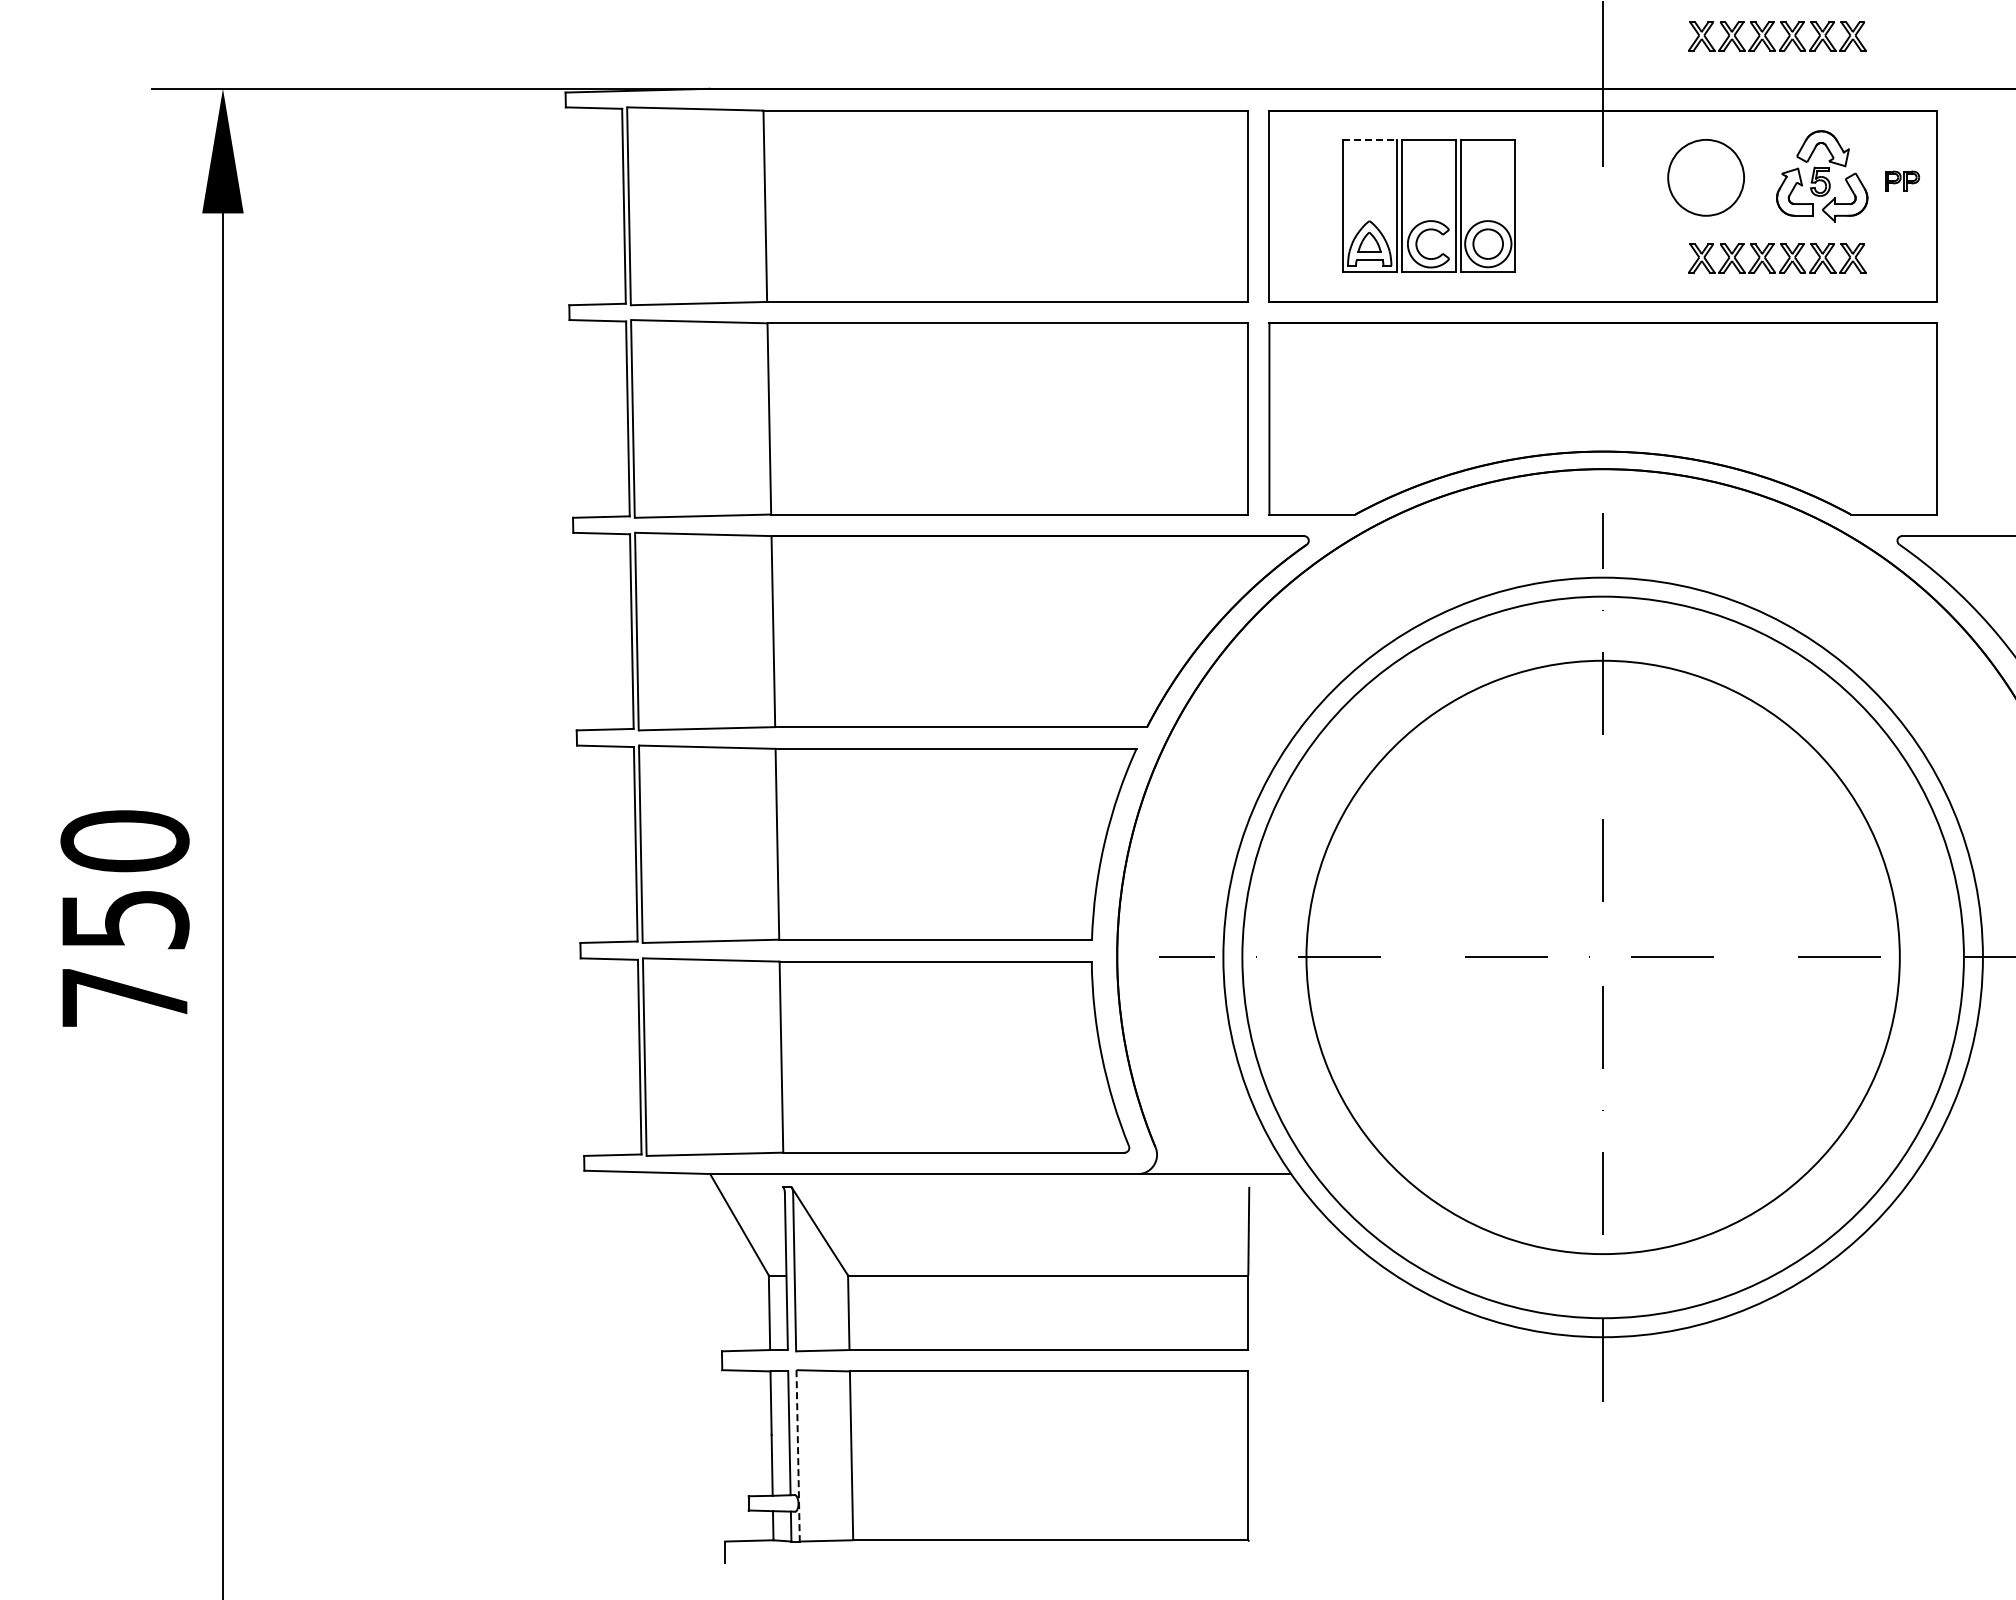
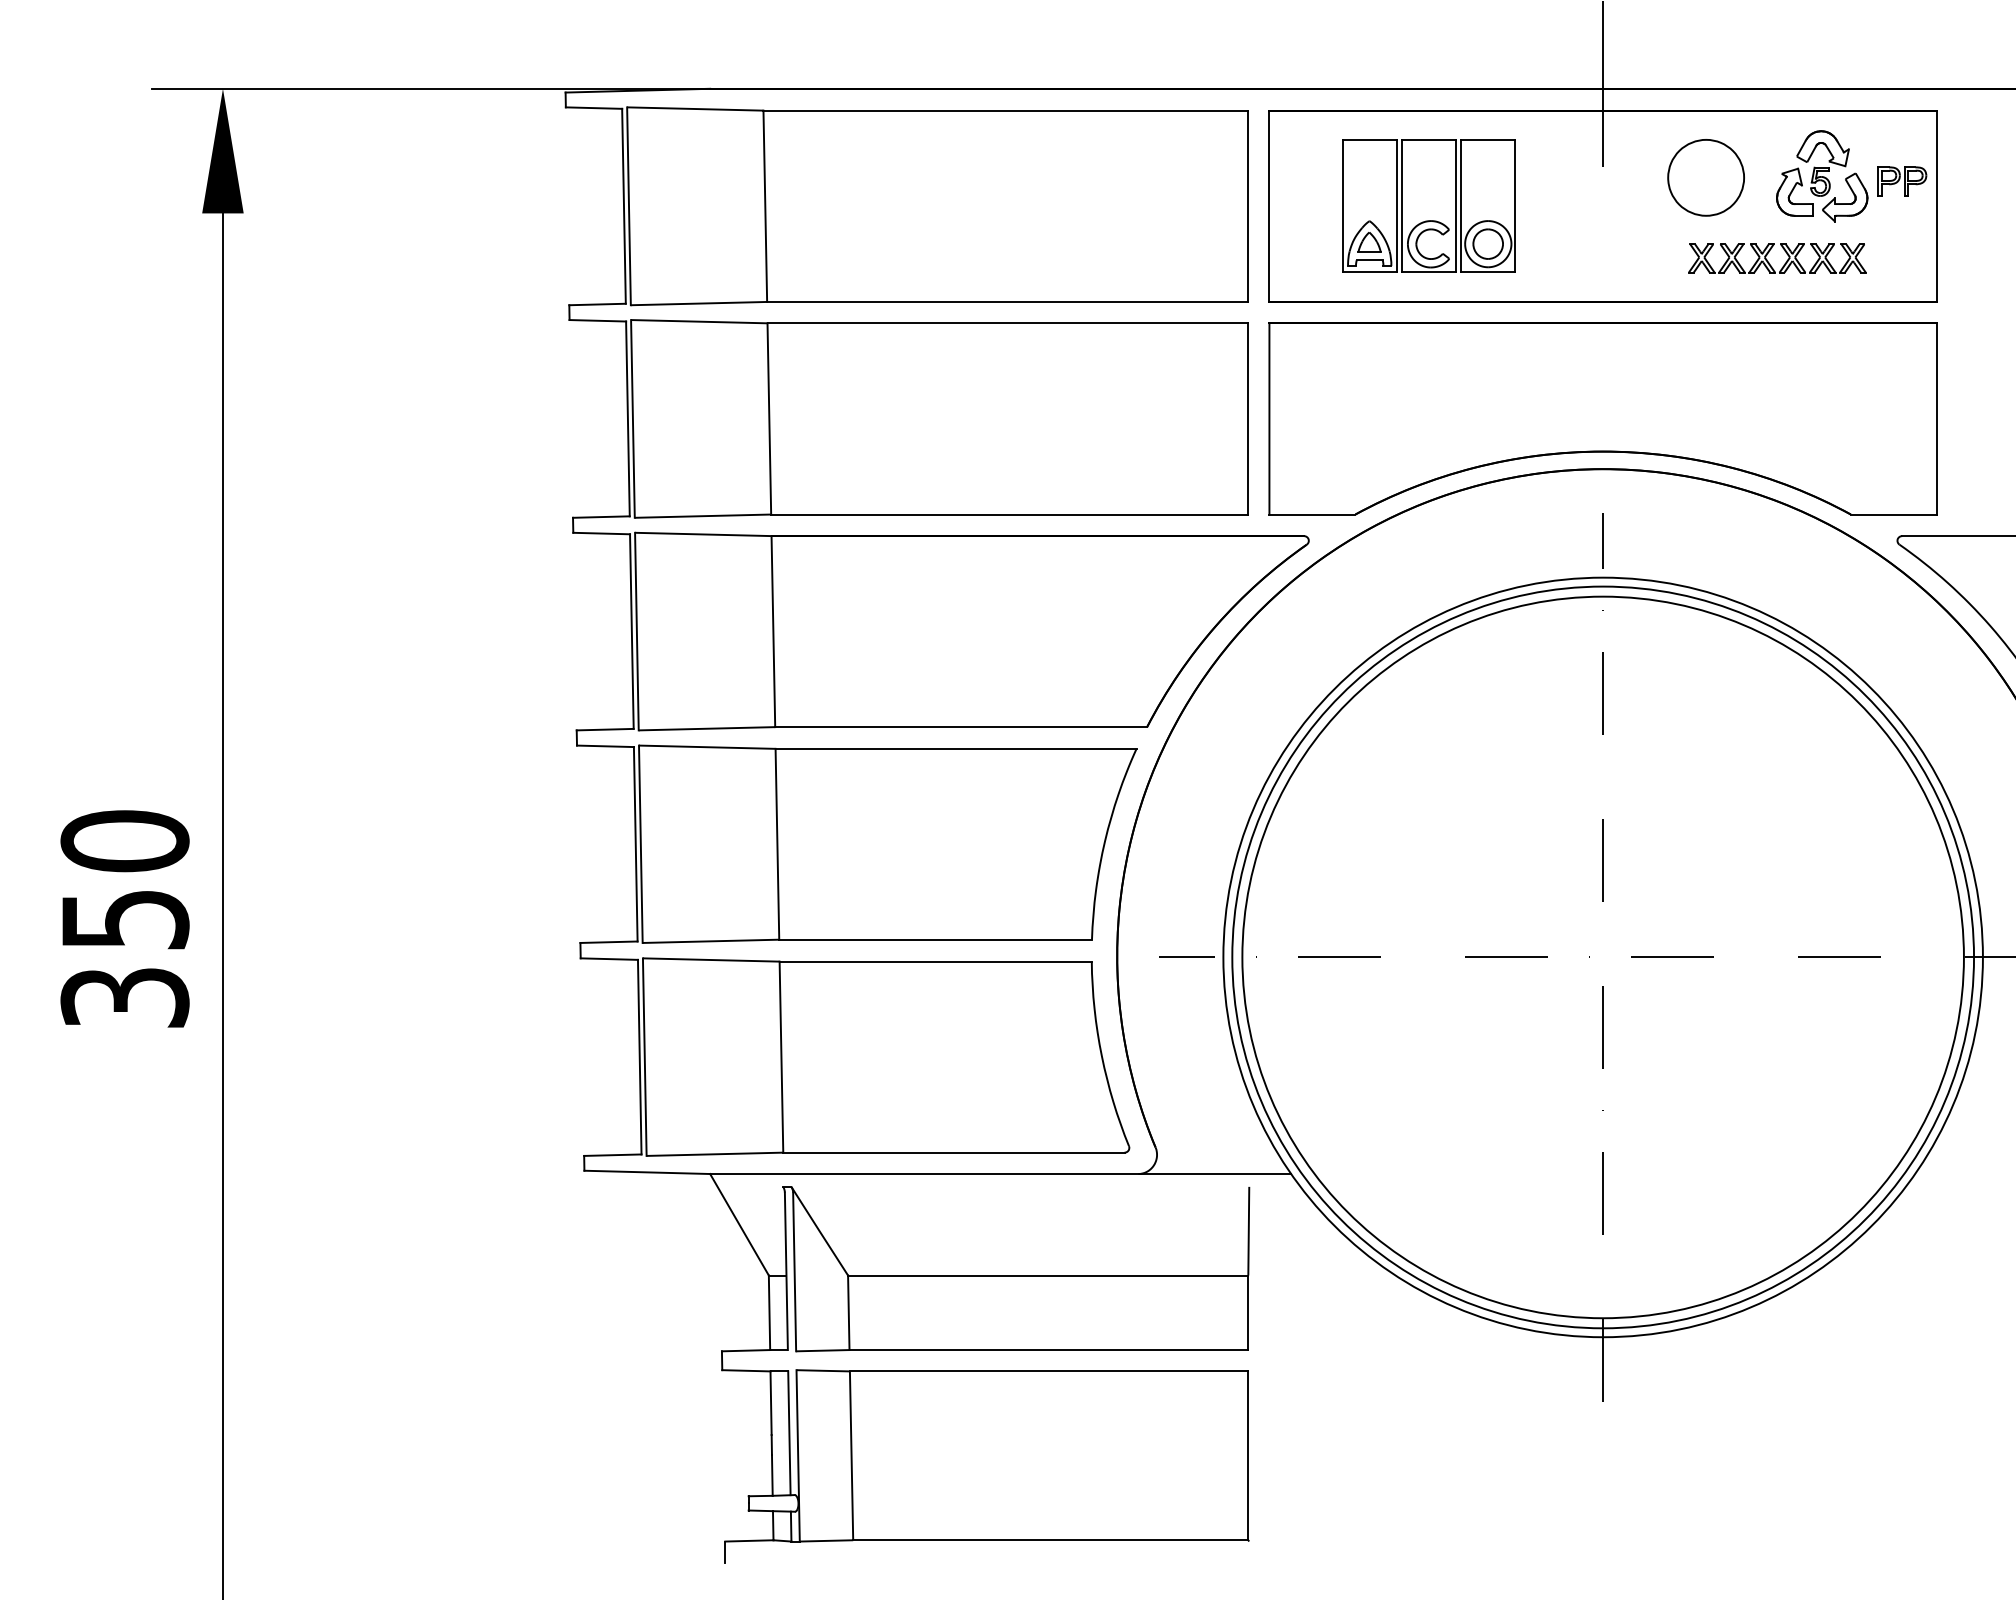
part: present -> none (1784, 41)
line: dashed -> solid (1370, 140)
part size: 36x22 px -> 51x31 px (1902, 181)
circle diameter: 593 px -> 742 px (1603, 957)
text: 750 -> 350 (124, 997)
line: dashed -> solid (798, 1455)
